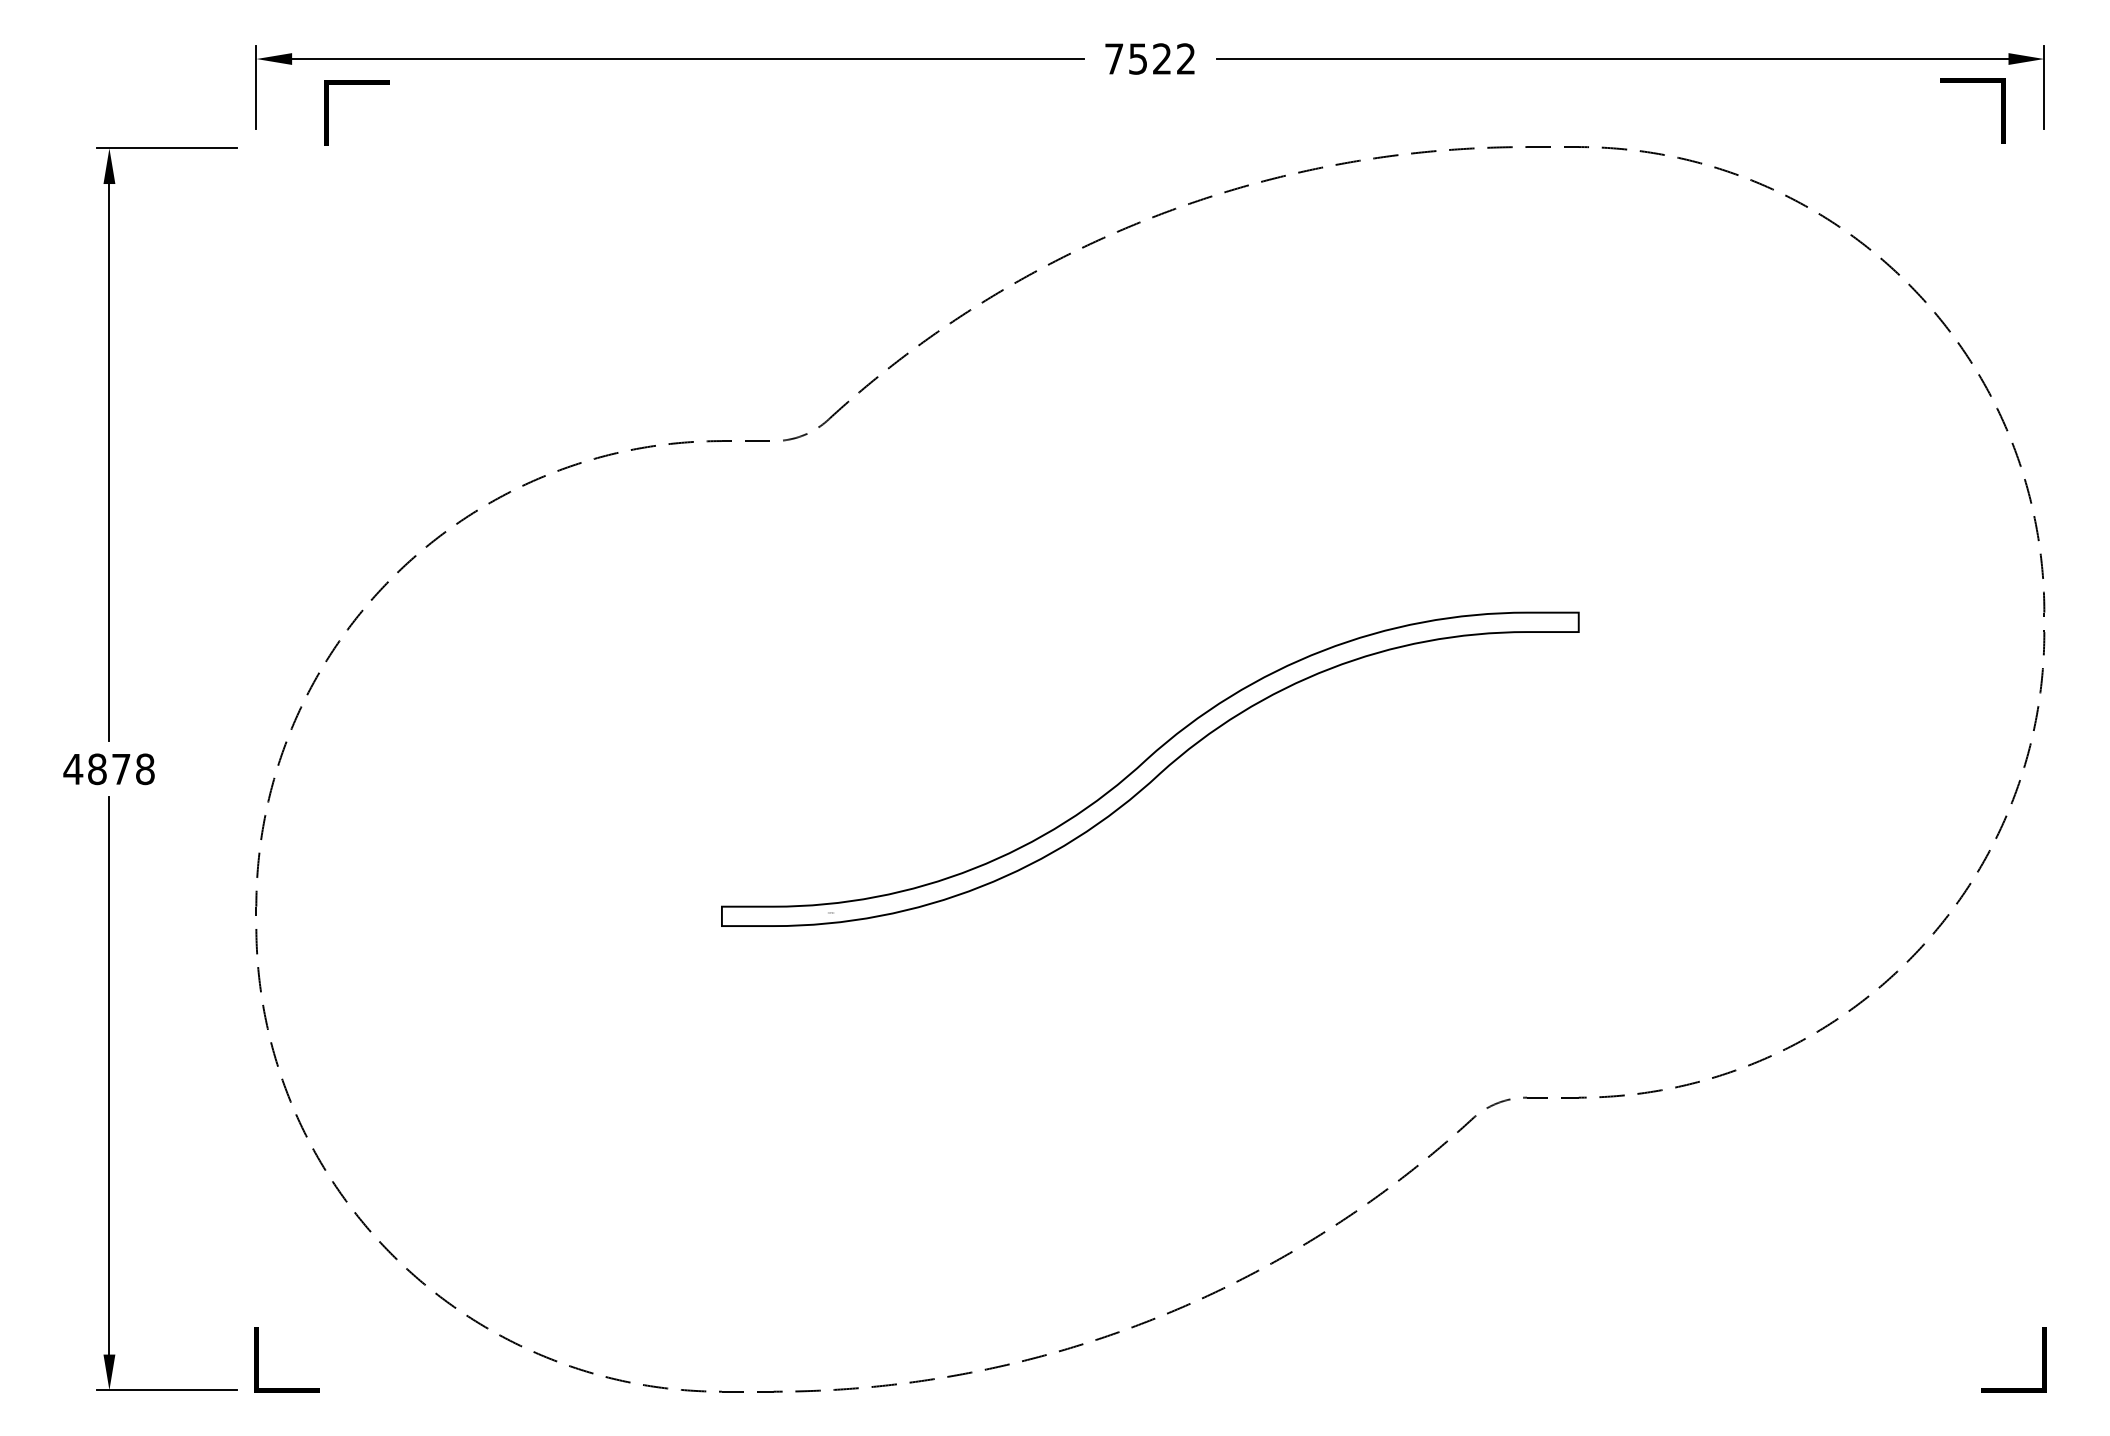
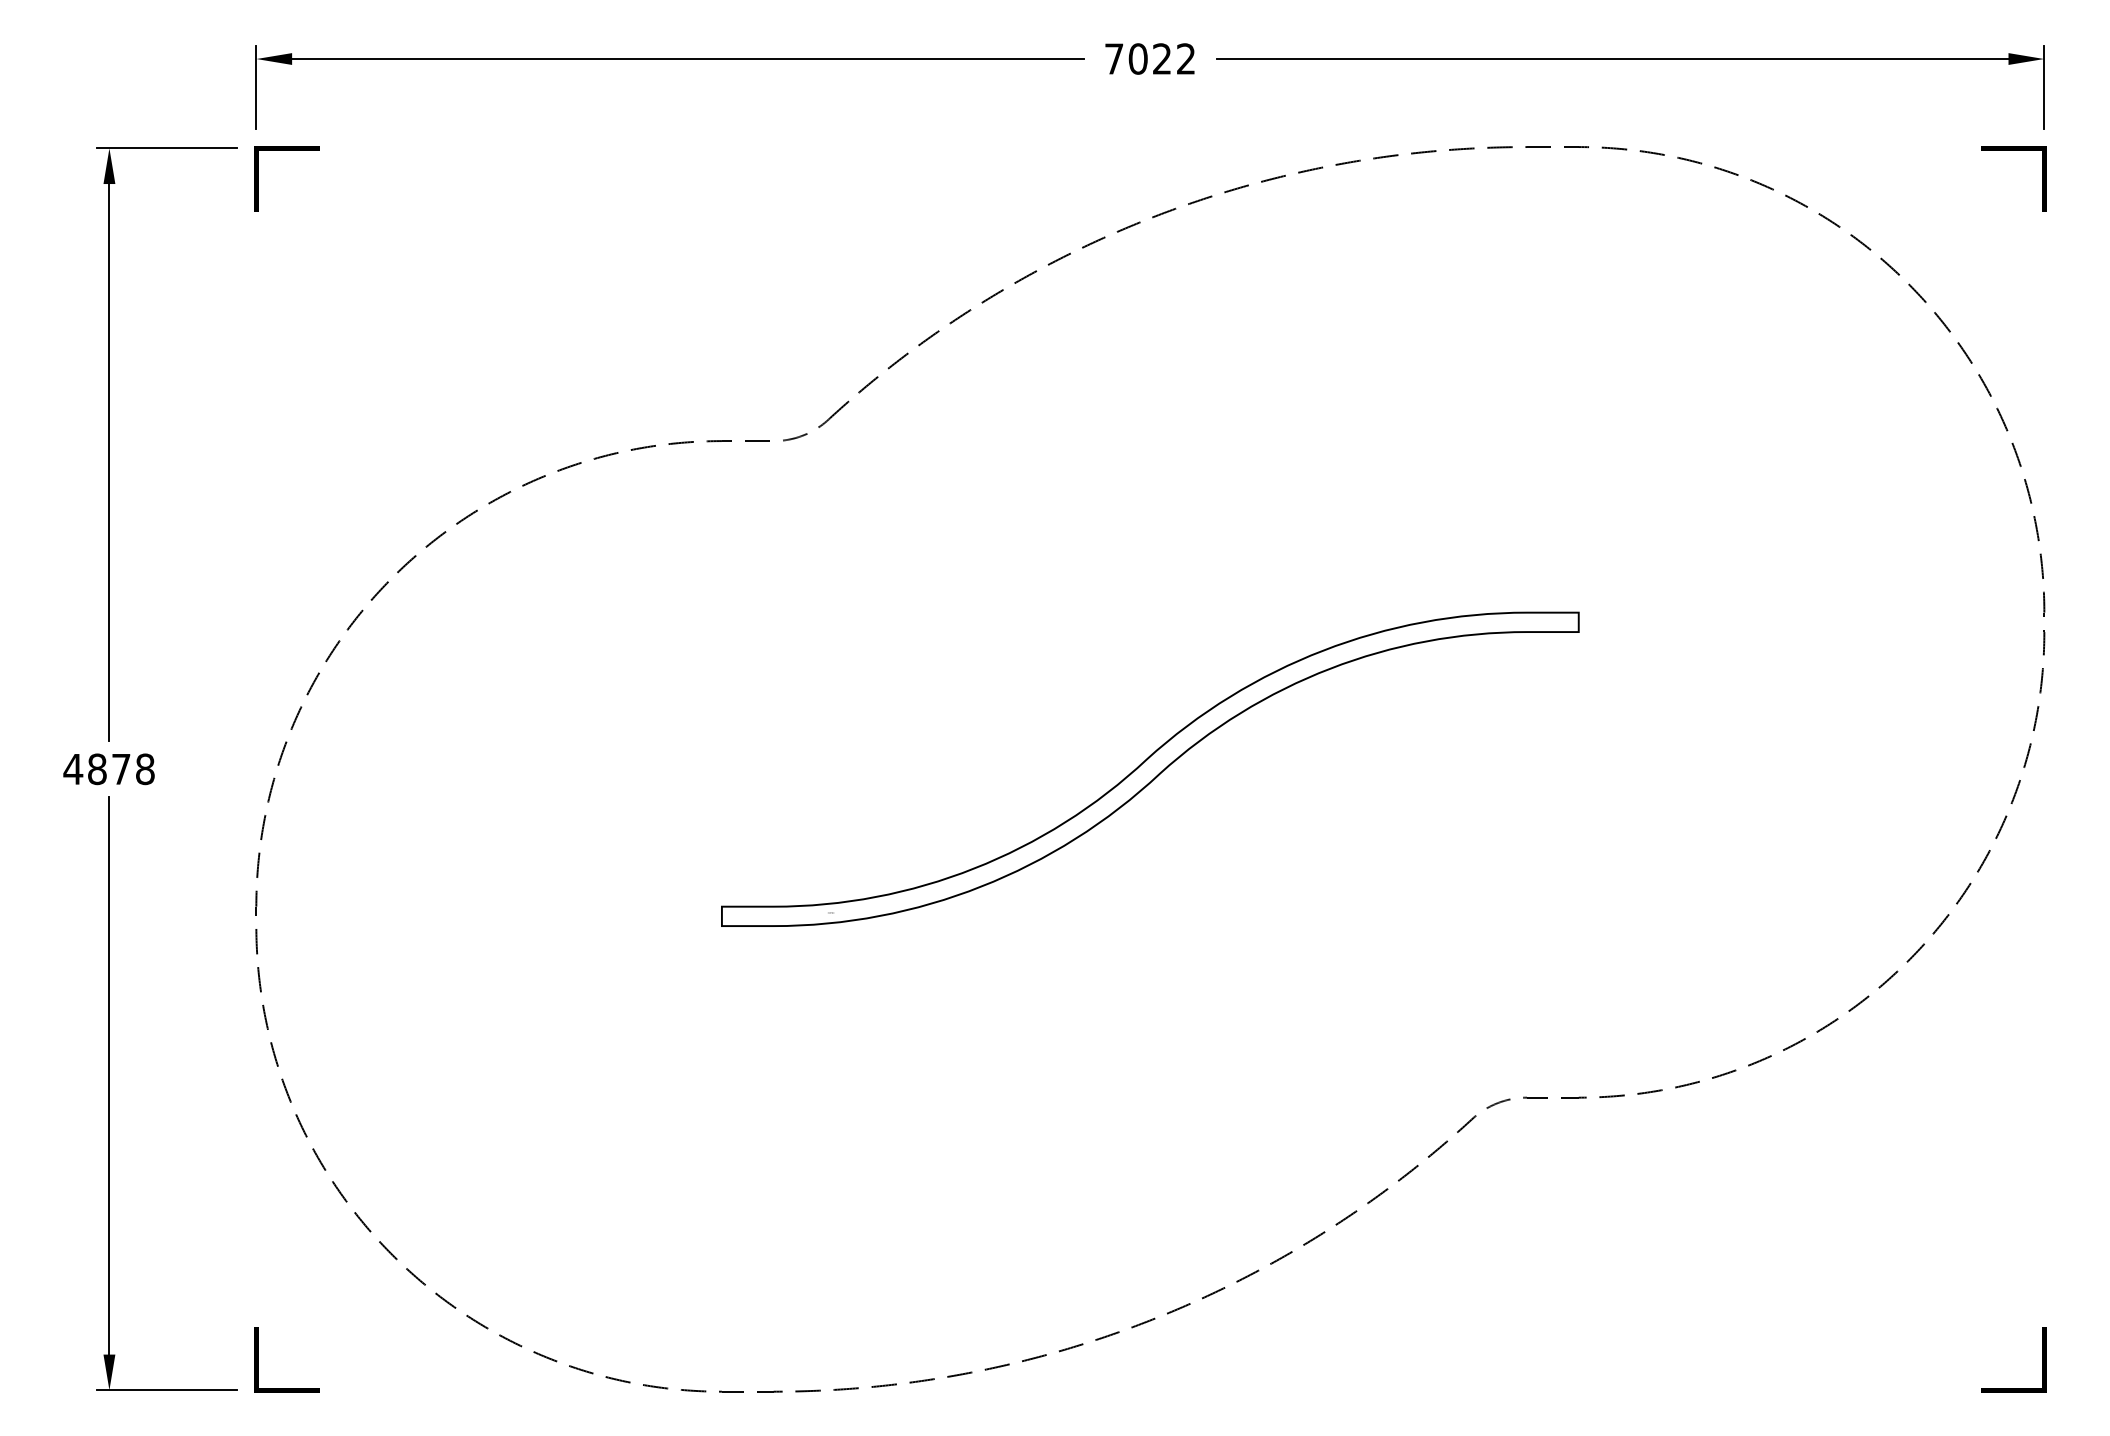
text: 7522 -> 7022 (1137, 58)
part position: (1972, 82) -> (2013, 150) (2013, 150)
part position: (356, 84) -> (286, 150) (286, 150)
